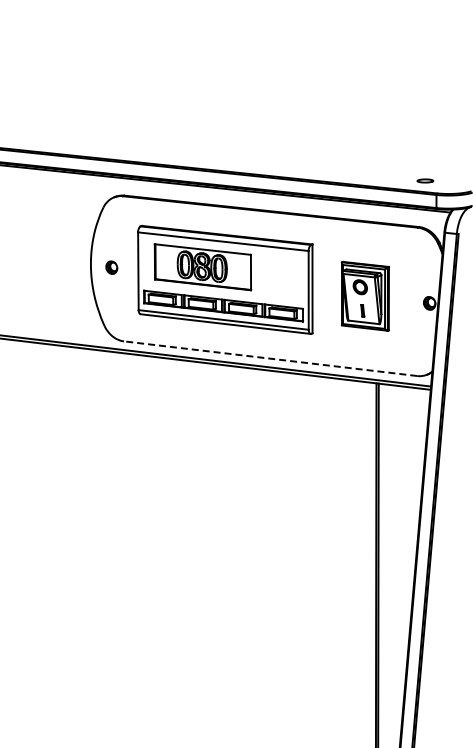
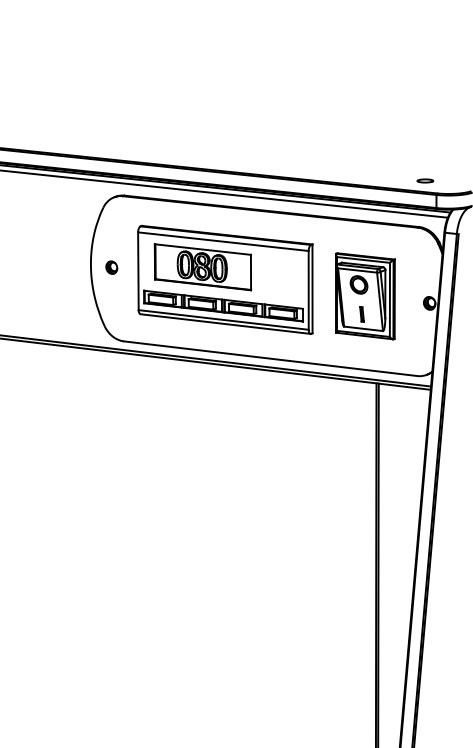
line: none -> present (224, 193)
part size: 49x72 px -> 61x89 px (365, 296)
line: dashed -> solid (270, 358)
